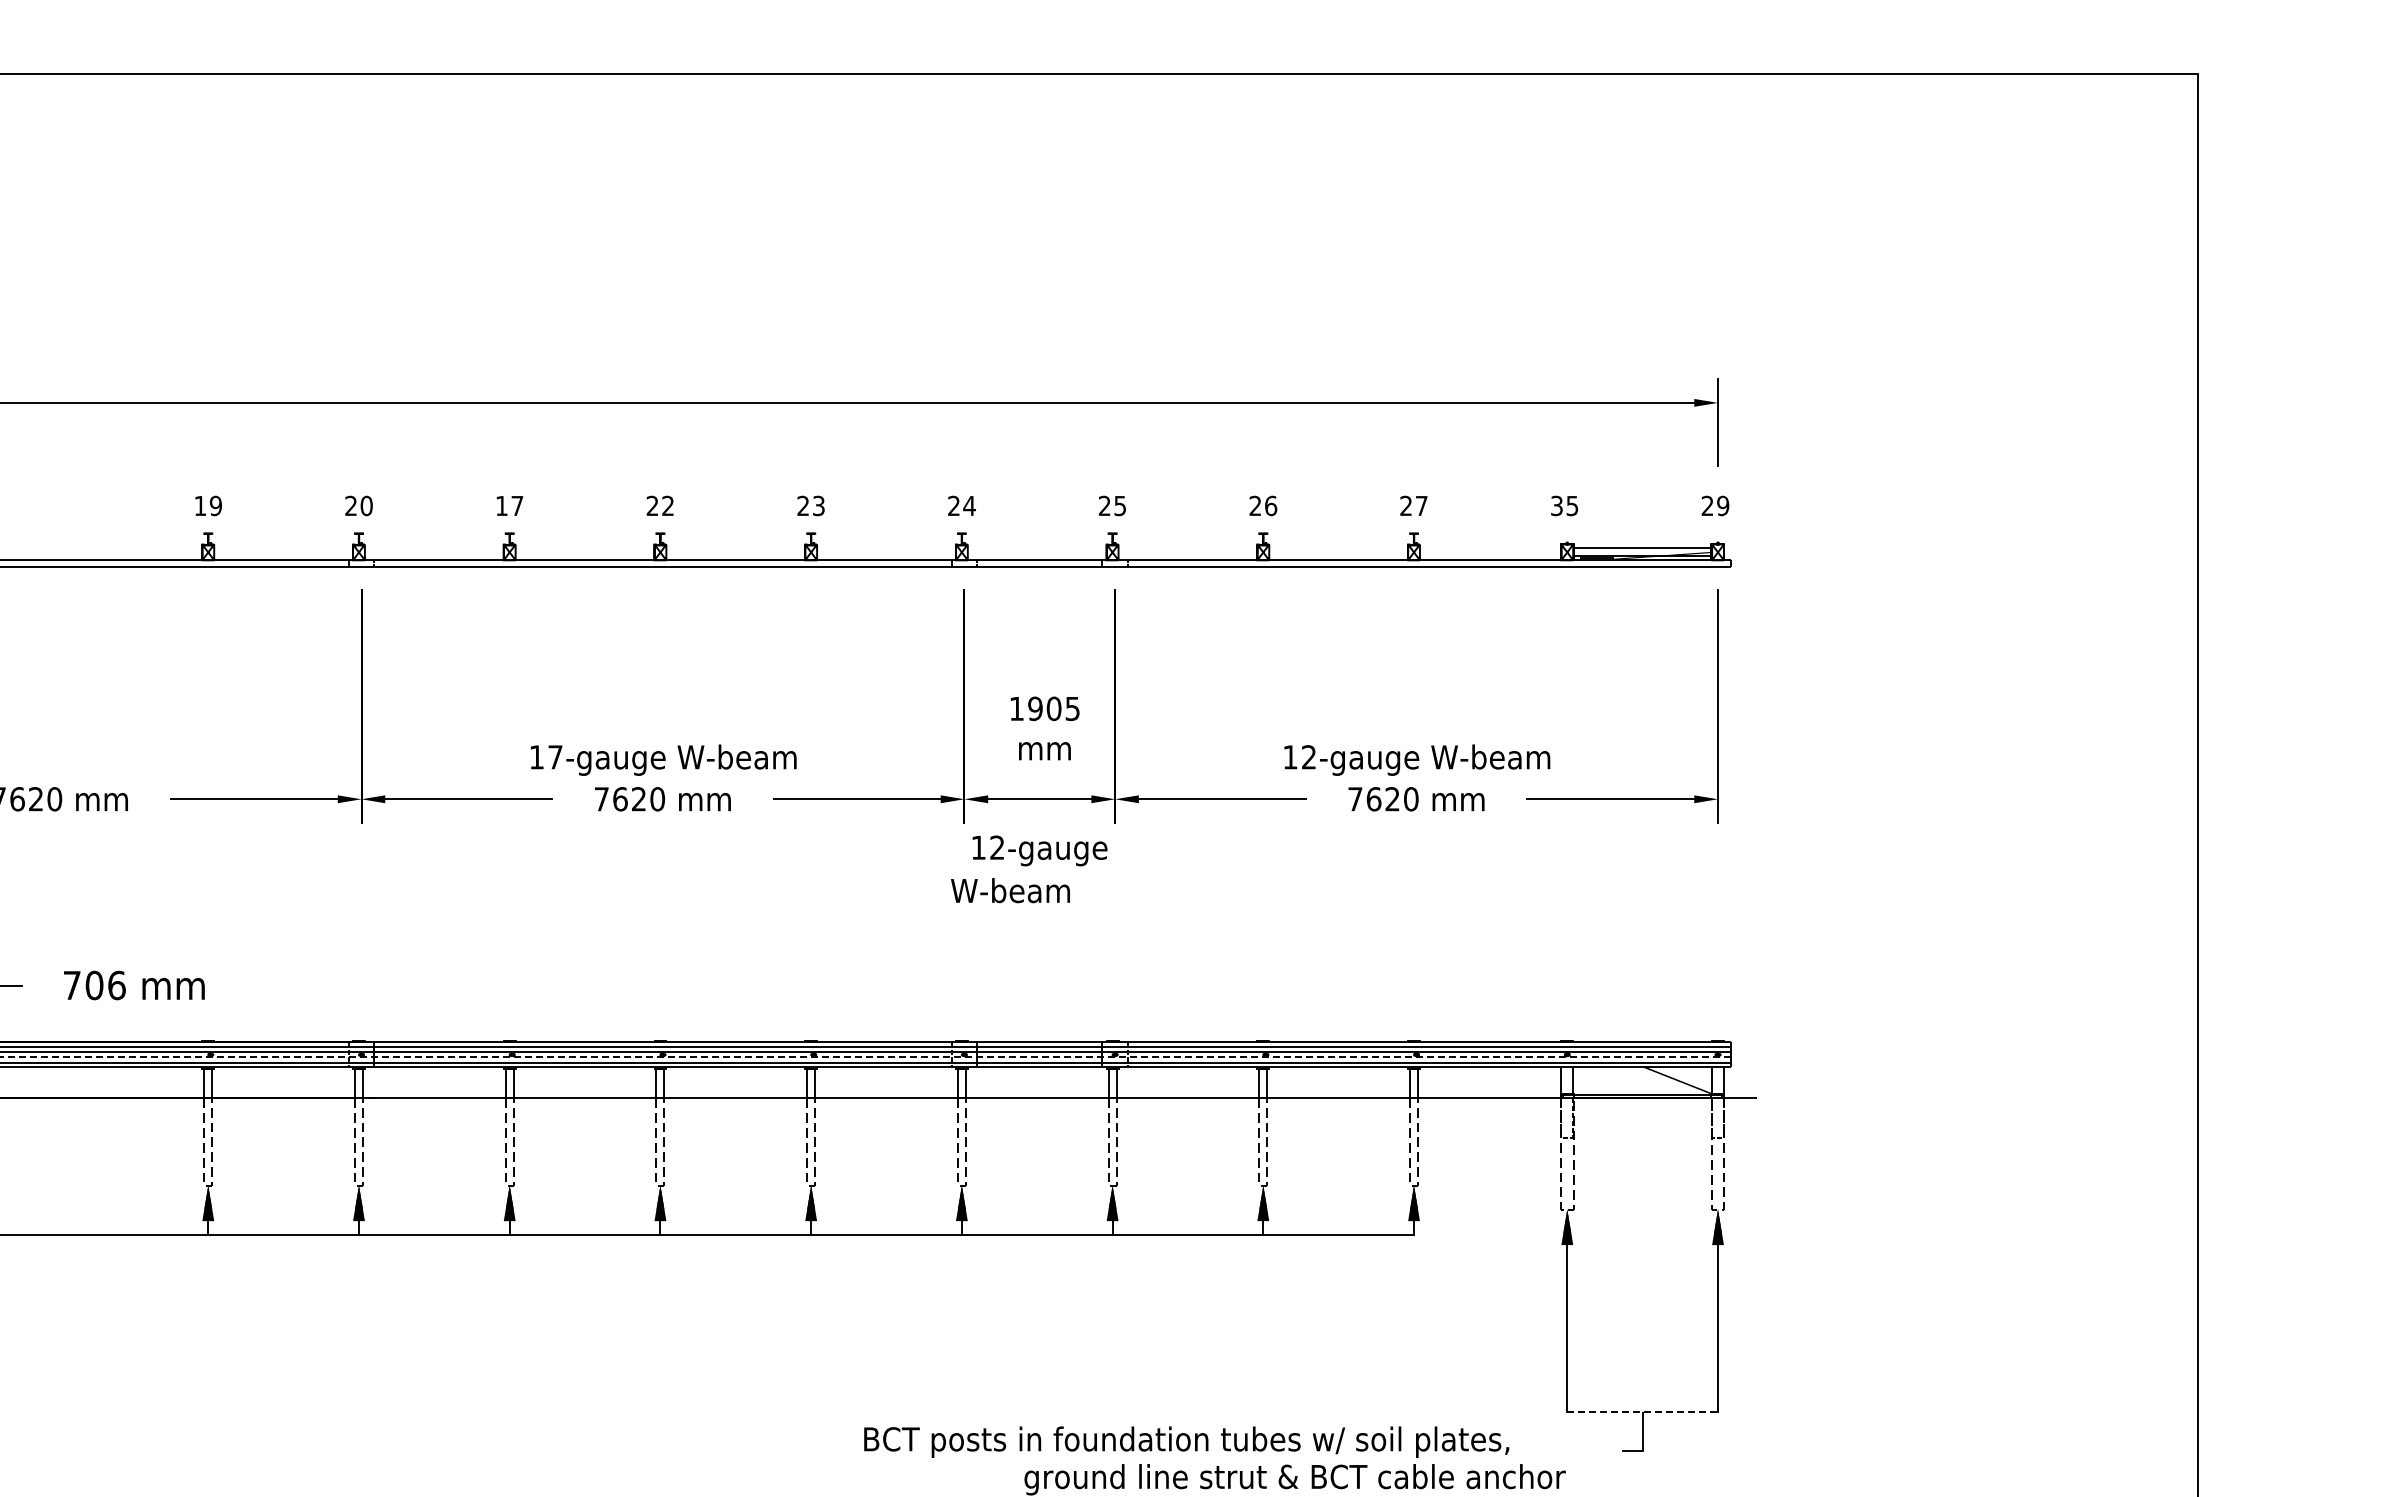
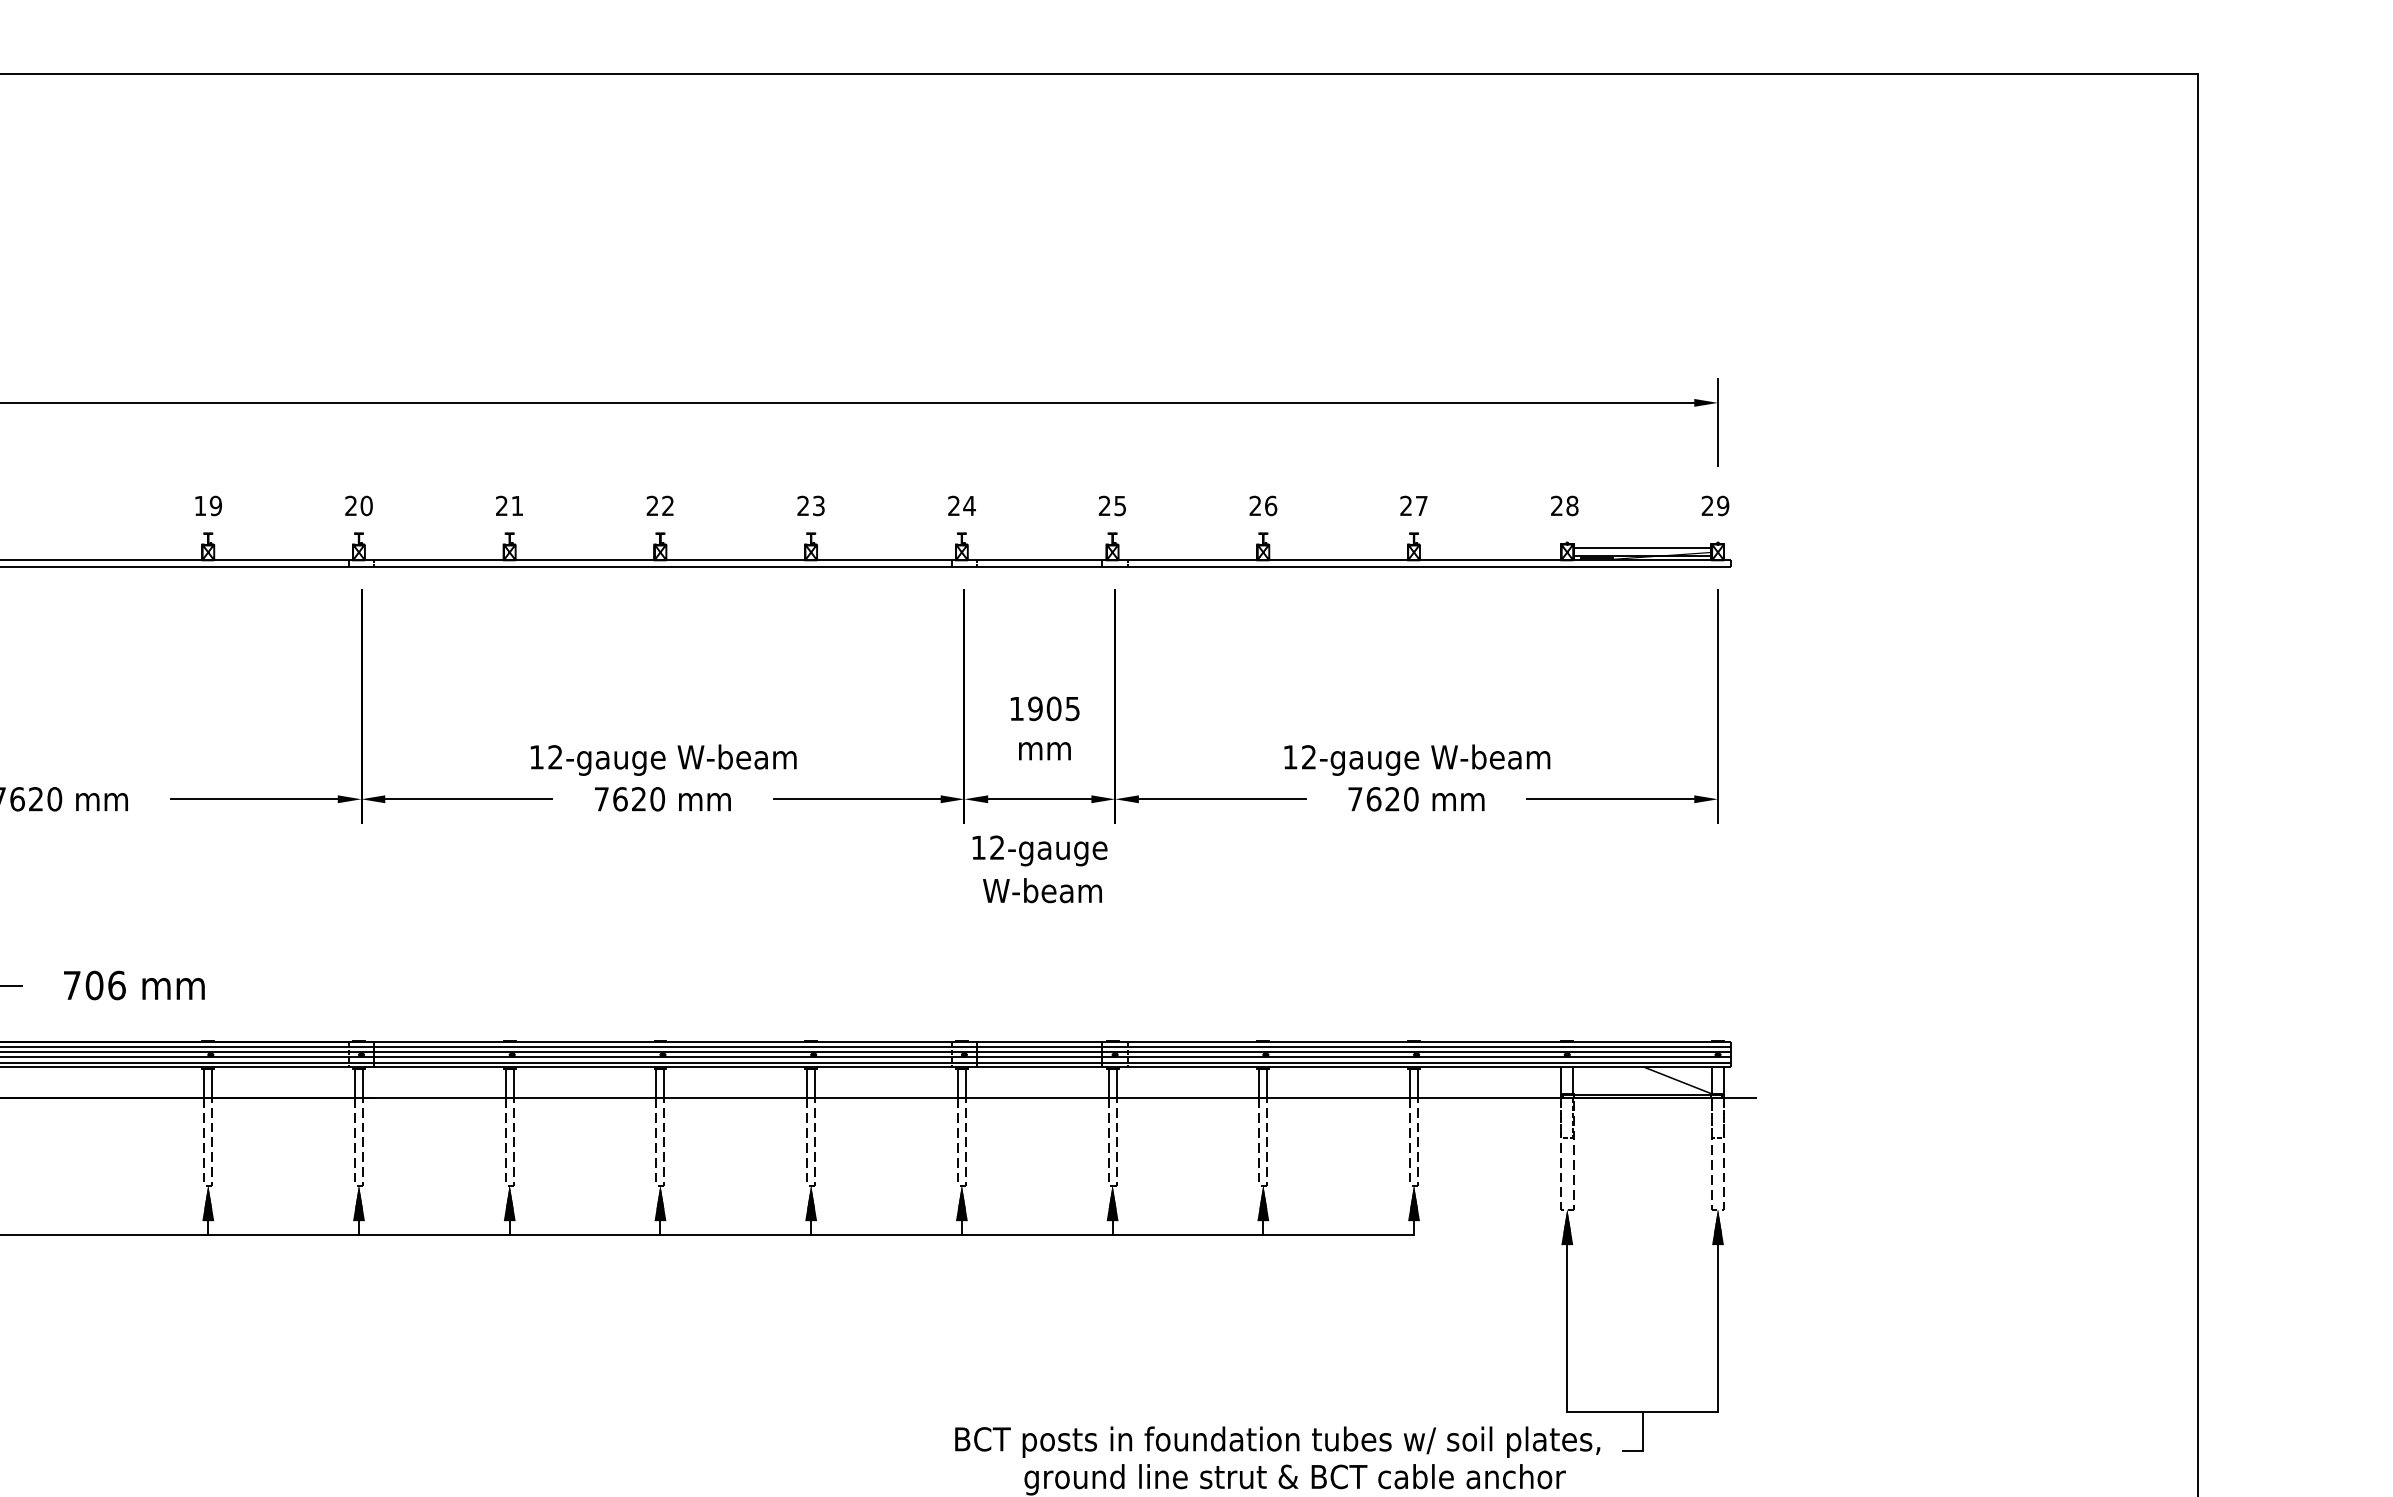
text: 17 -> 21 (509, 505)
text: 35 -> 28 (1564, 505)
text: 17-gauge -> 12-gauge (555, 757)
text position: (1010, 890) -> (1042, 890) (1042, 890)
line: dashed -> solid (865, 1057)
line: dashed -> solid (1643, 1412)
text position: (1186, 1441) -> (1277, 1441) (1277, 1441)
